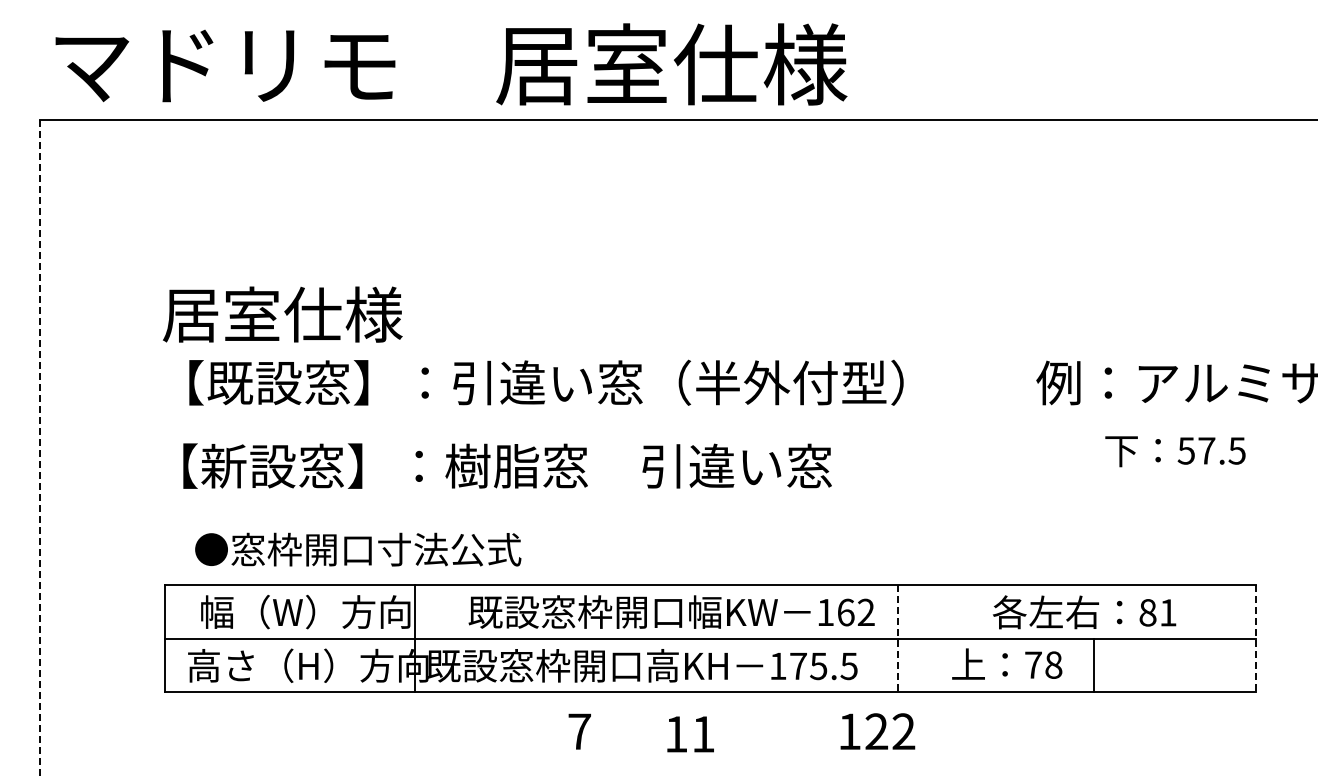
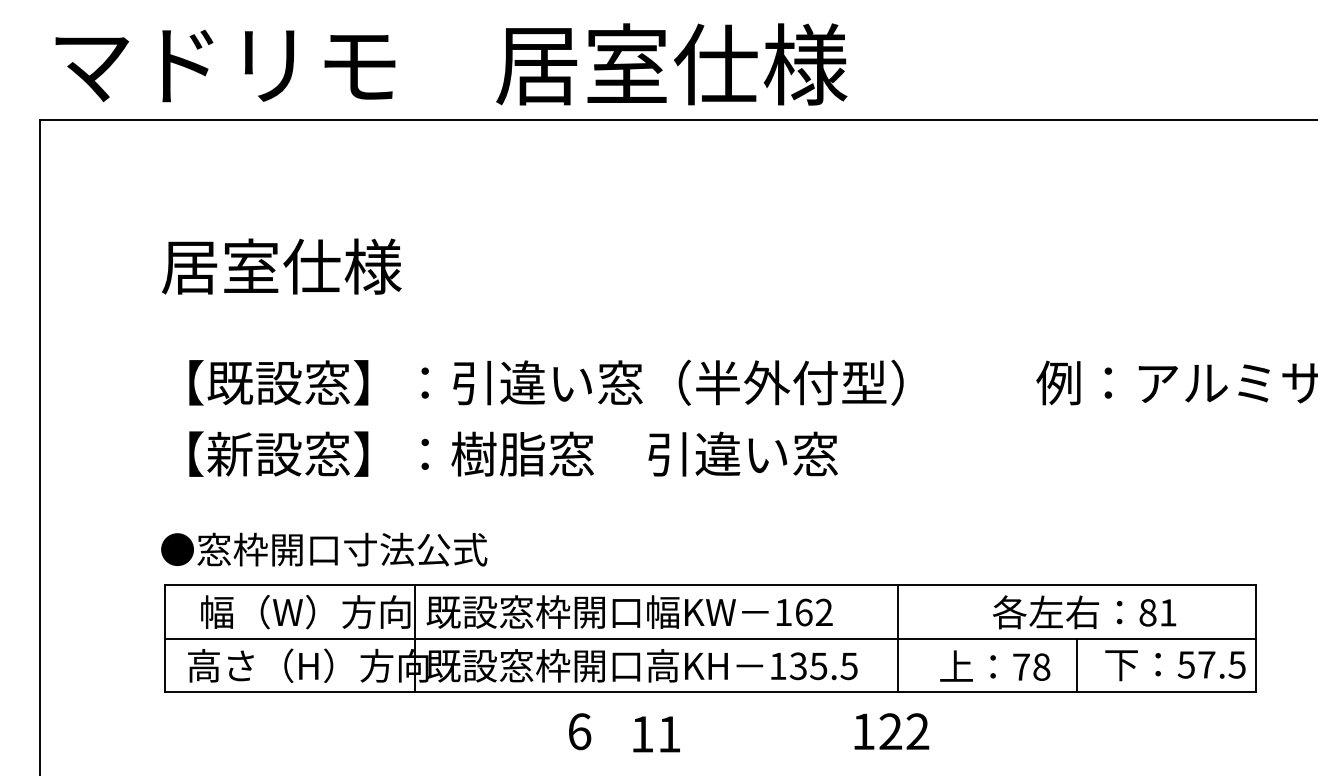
text position: (282, 314) -> (281, 266) (281, 266)
line: dashed -> solid (39, 448)
text position: (1175, 451) -> (1175, 665) (1175, 665)
text position: (507, 465) -> (513, 453) (513, 453)
text position: (358, 549) -> (324, 549) (324, 549)
text position: (671, 611) -> (629, 611) (629, 611)
line: dashed -> solid (897, 638)
line: dashed -> solid (1255, 638)
text position: (1007, 663) -> (995, 665) (995, 665)
line position: (1093, 665) -> (1076, 665) (1076, 665)
text: 175.5 -> 135.5 (797, 666)
text: 7 -> 6 (579, 731)
text position: (877, 731) -> (891, 731) (891, 731)
text position: (690, 734) -> (656, 734) (656, 734)
